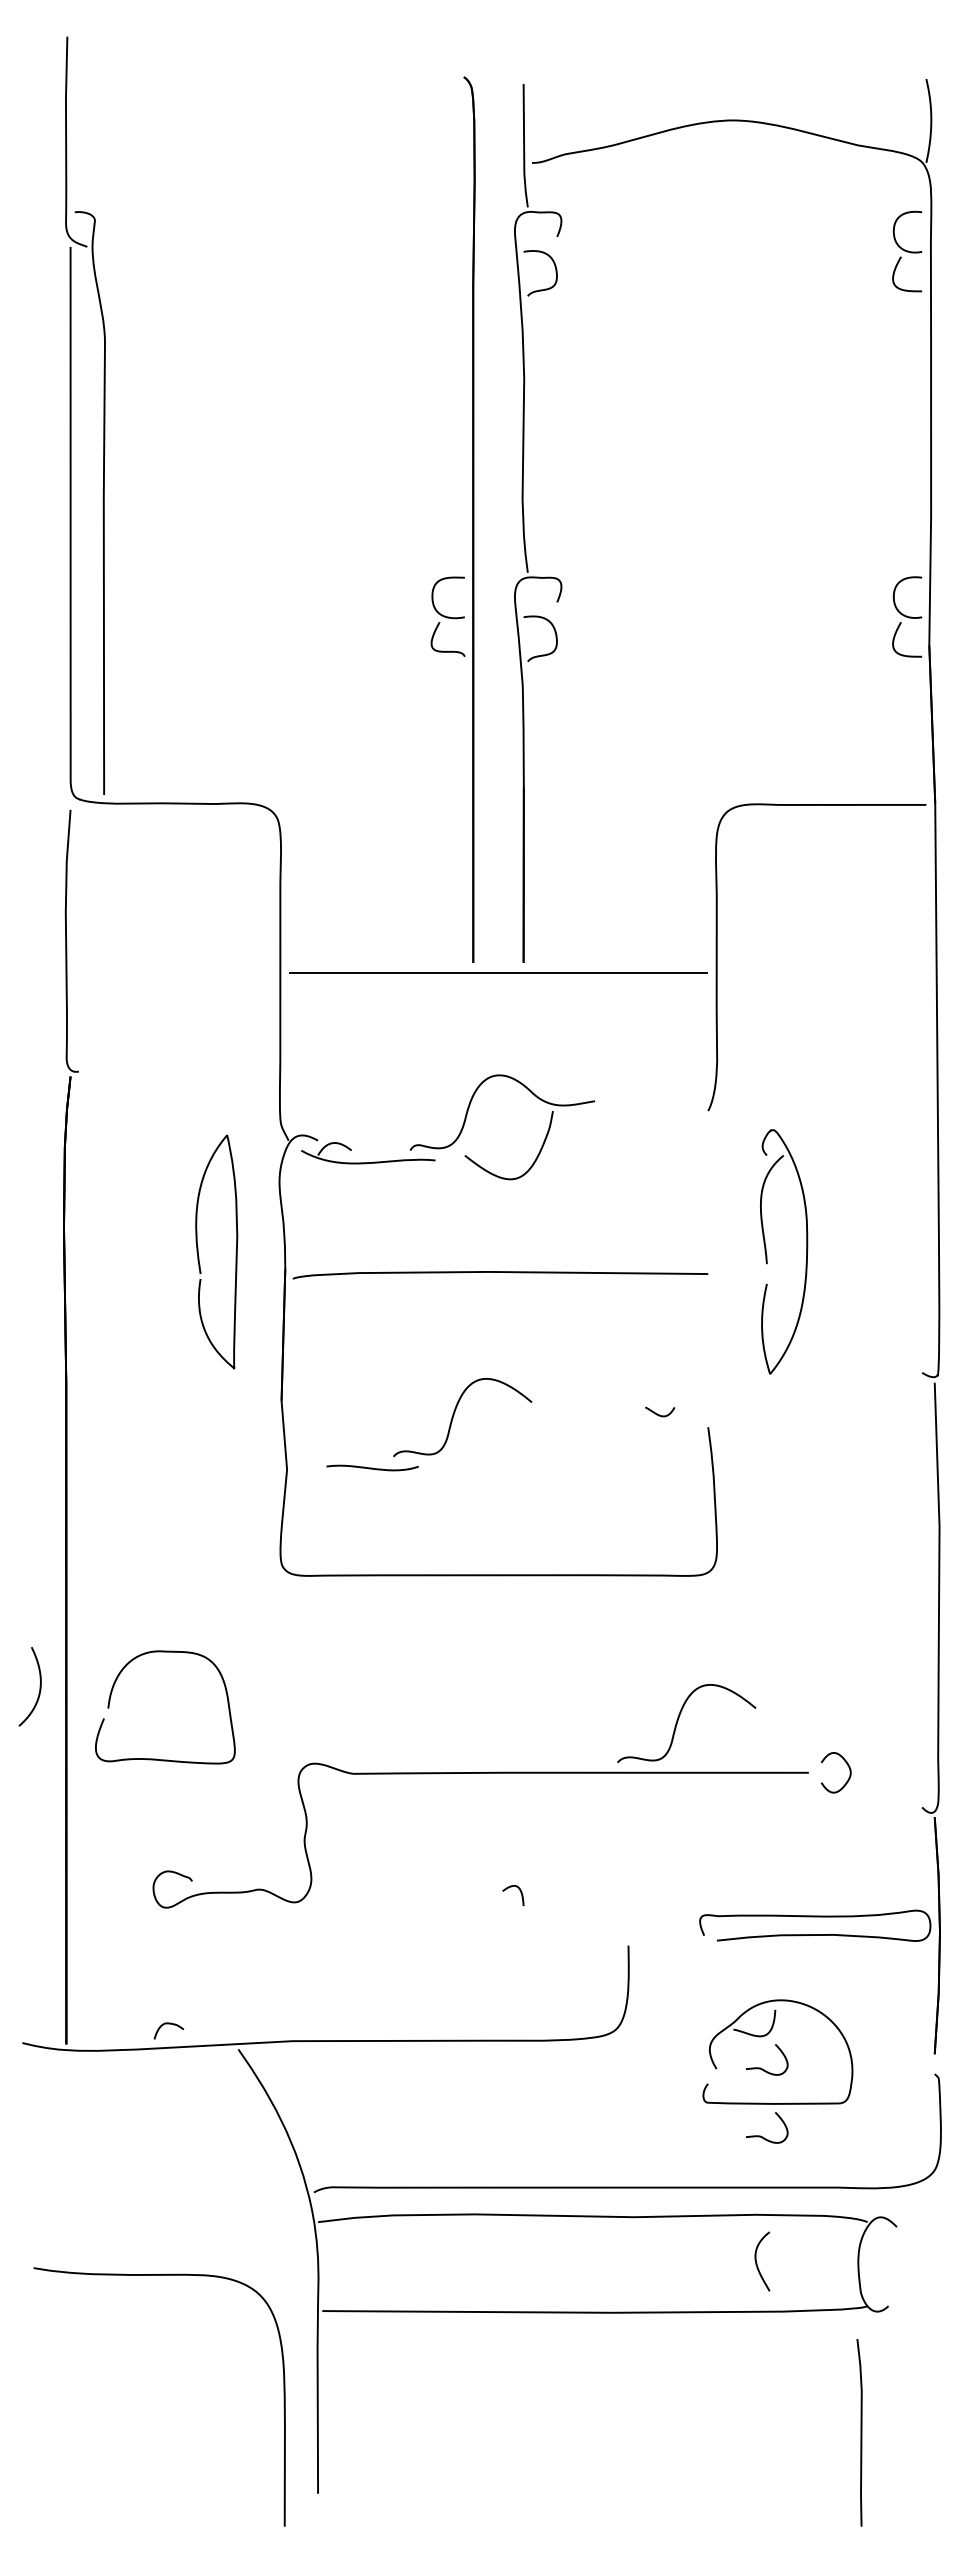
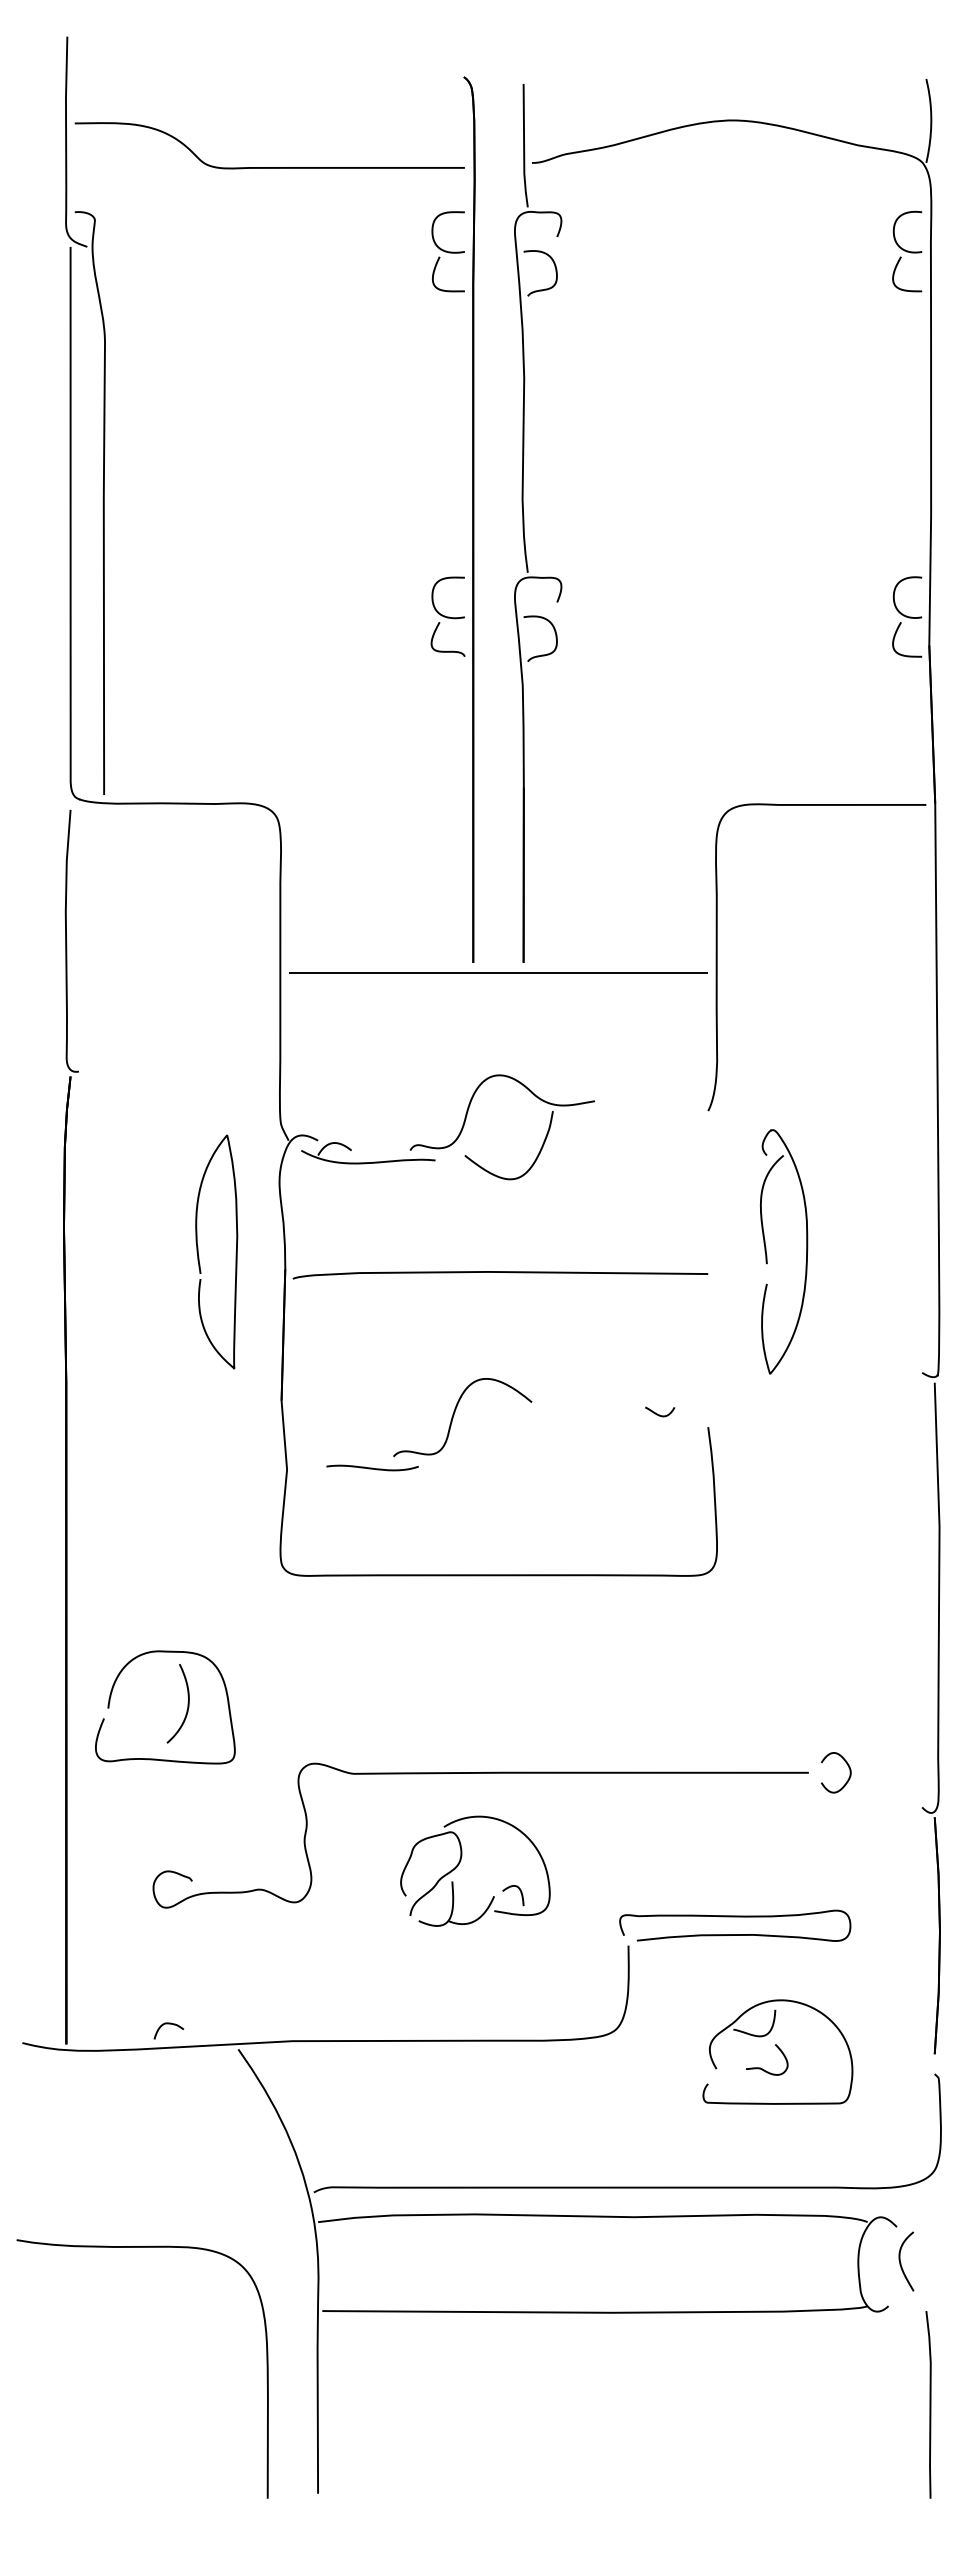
curve: none -> present (269, 167)
part: none -> present (447, 251)
curve position: (39, 1686) -> (187, 1703) (187, 1703)
curve: present -> none (678, 1721)
part: none -> present (460, 1862)
curve position: (815, 1917) -> (735, 1917) (735, 1917)
curve: present -> none (762, 2136)
curve position: (757, 2262) -> (901, 2262) (901, 2262)
curve position: (159, 2275) -> (142, 2247) (142, 2247)
line position: (860, 2432) -> (929, 2404) (929, 2404)
